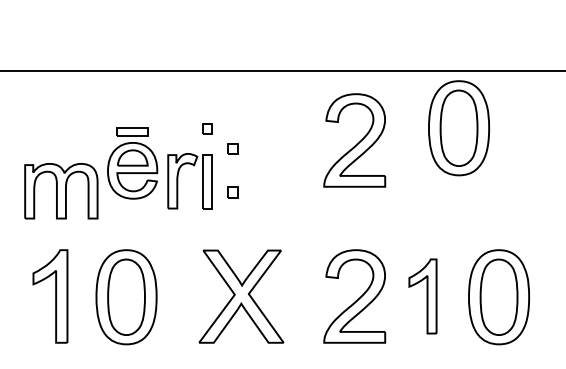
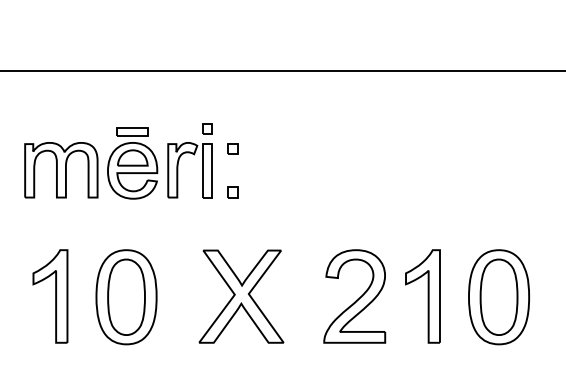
part: present -> none (458, 128)
part: present -> none (354, 140)
part position: (178, 181) -> (178, 170) (178, 170)
part position: (61, 191) -> (61, 170) (61, 170)
part size: 30x77 px -> 36x95 px (422, 296)
